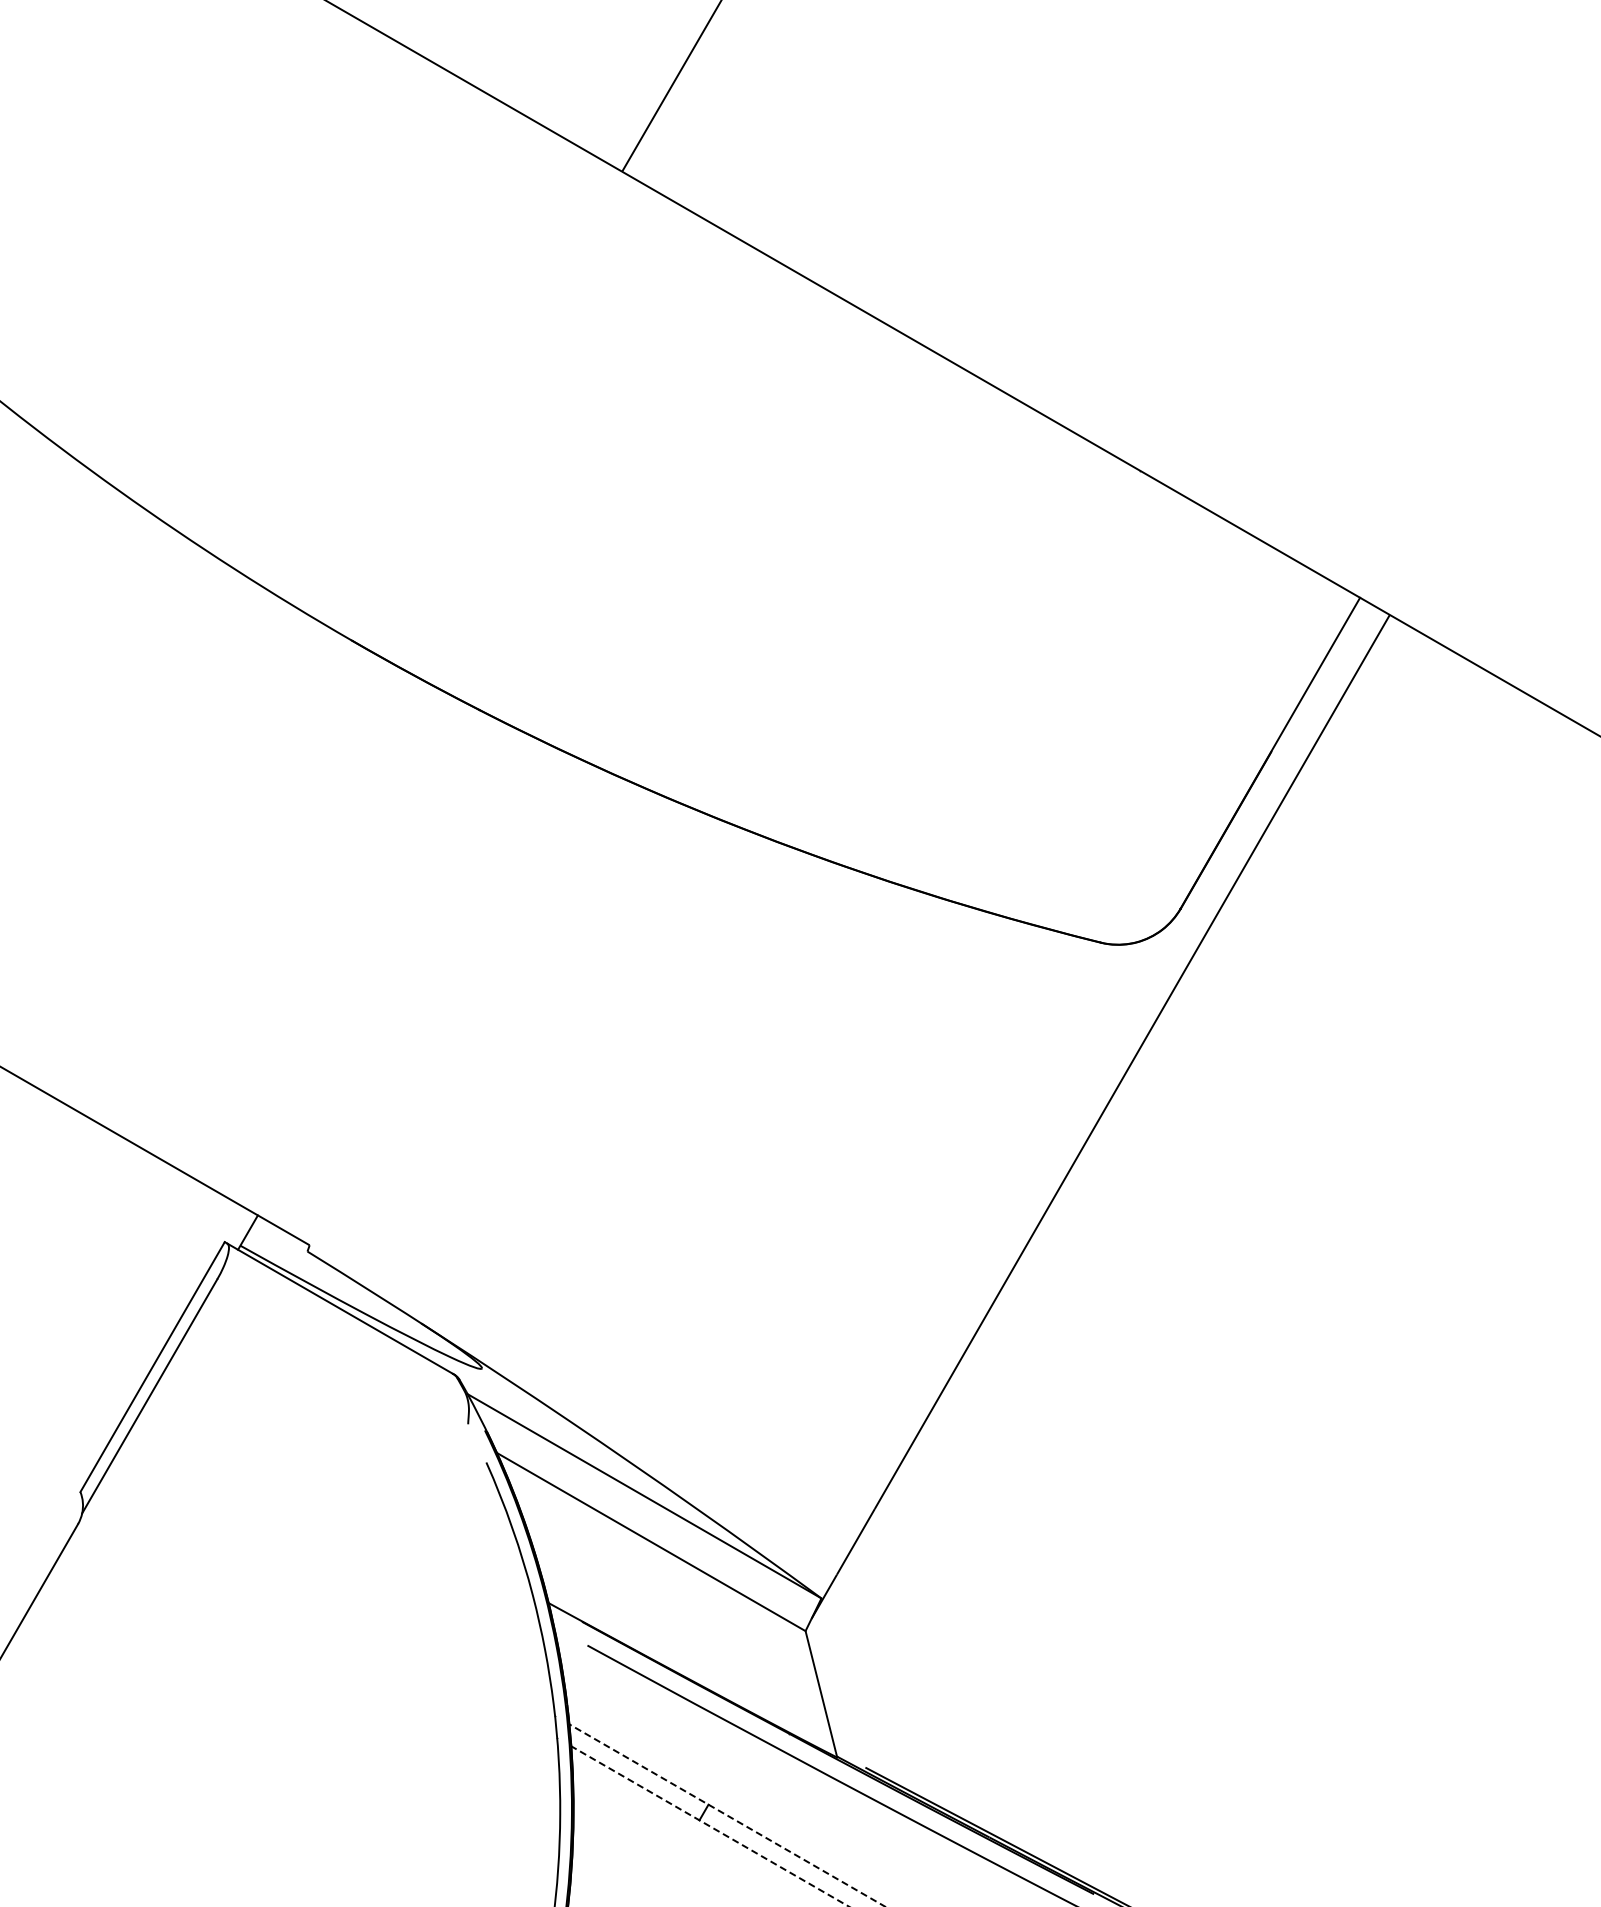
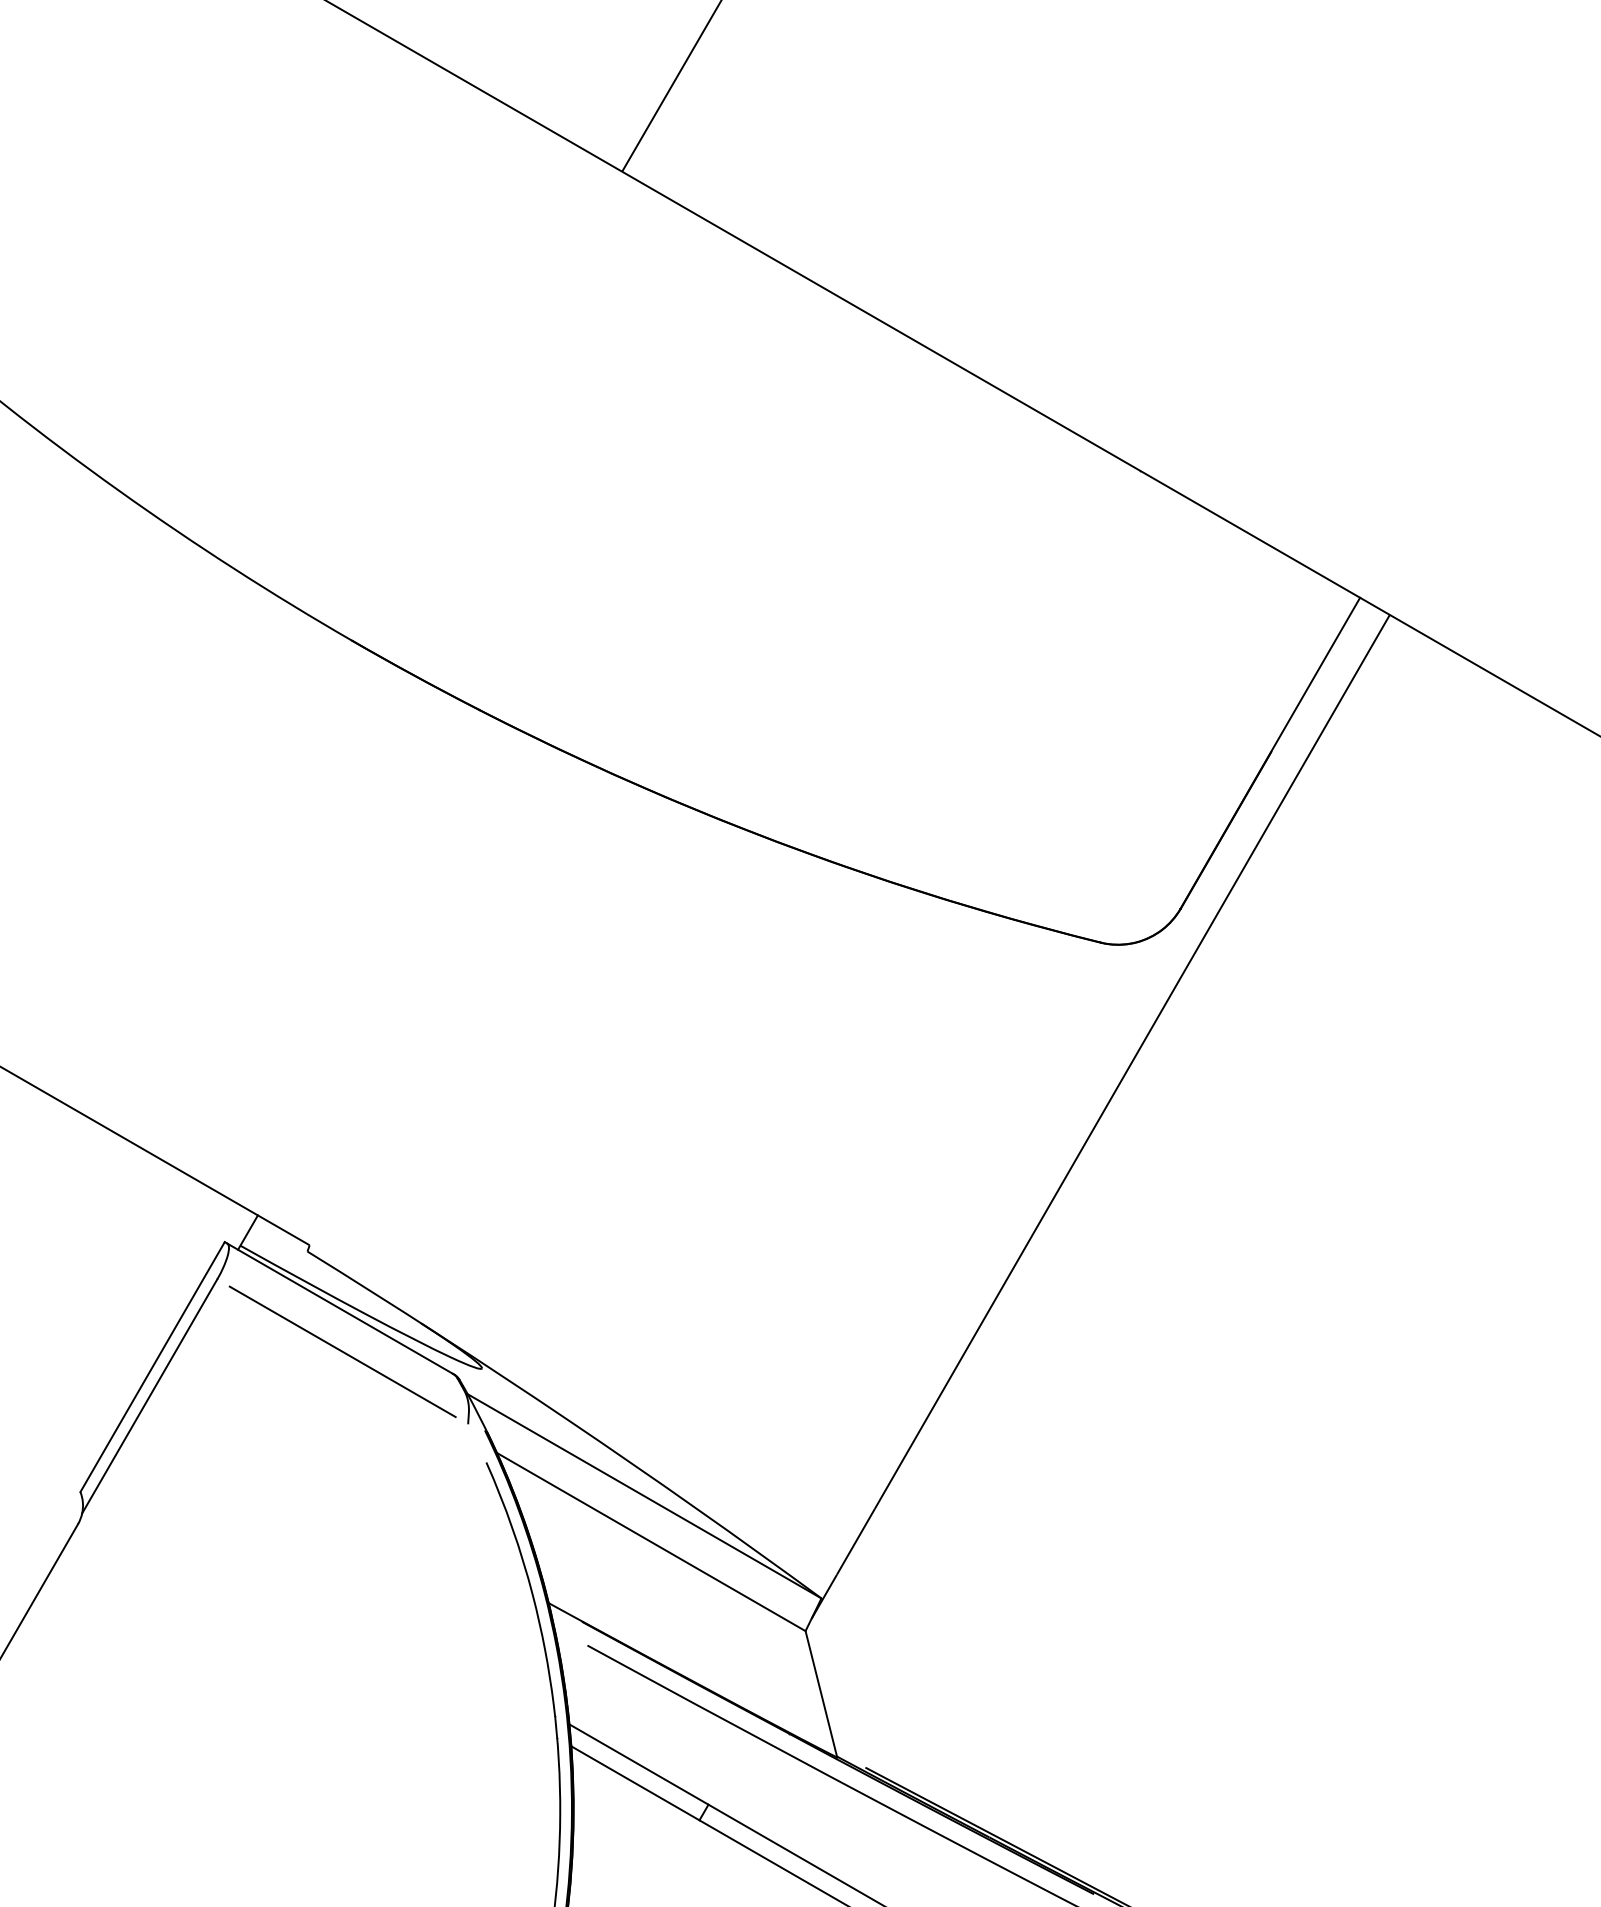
line: none -> present (342, 1351)
line: dashed -> solid (726, 1815)
line: dashed -> solid (709, 1826)
